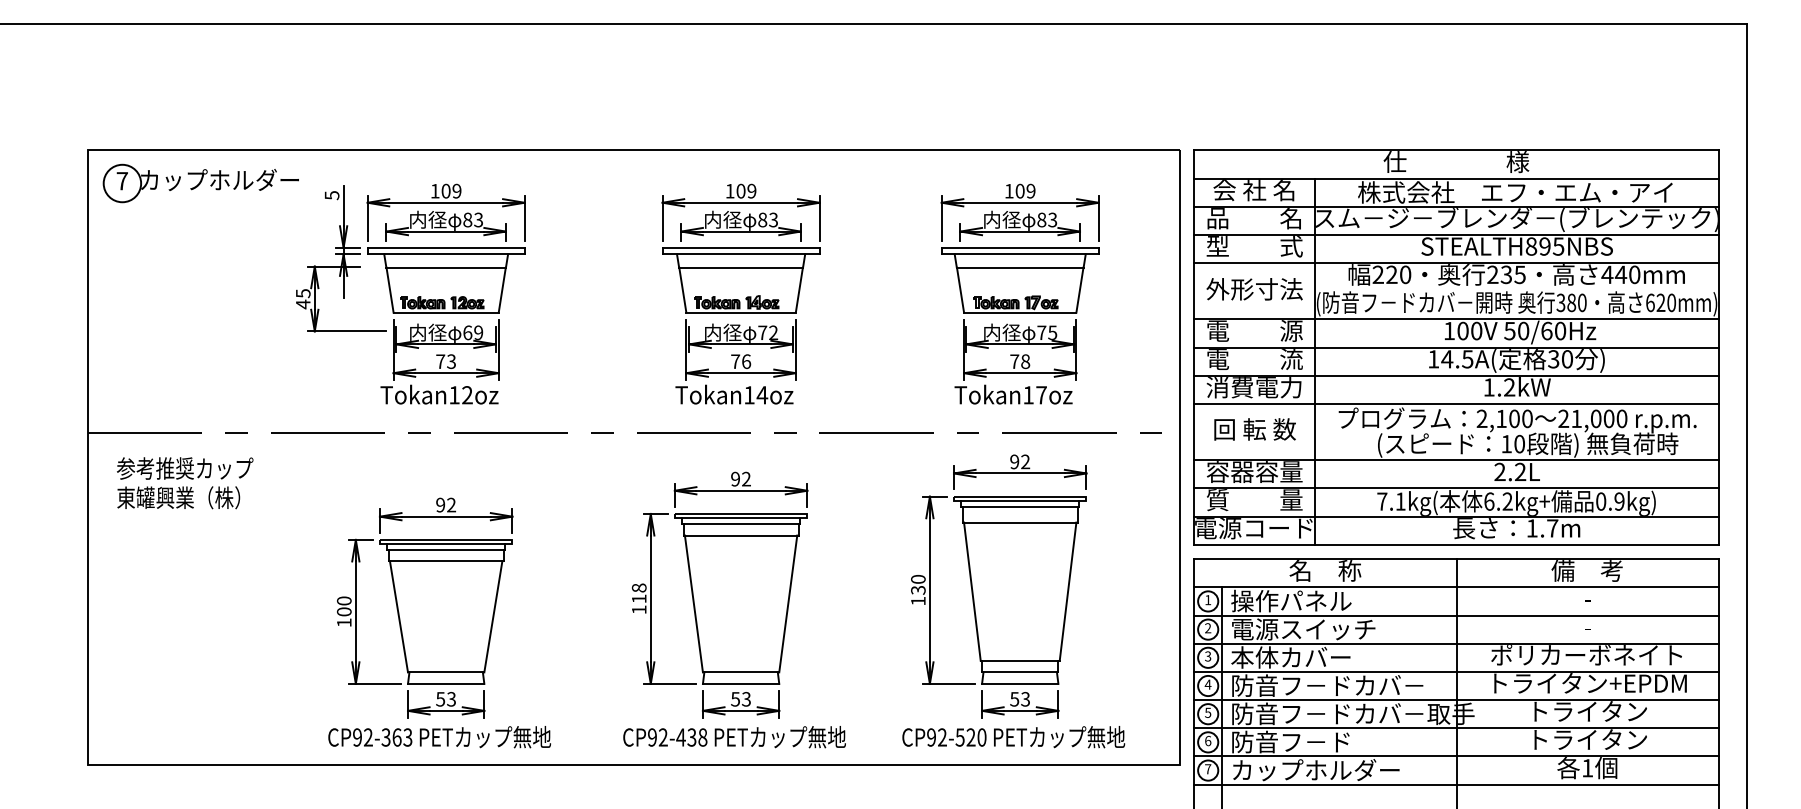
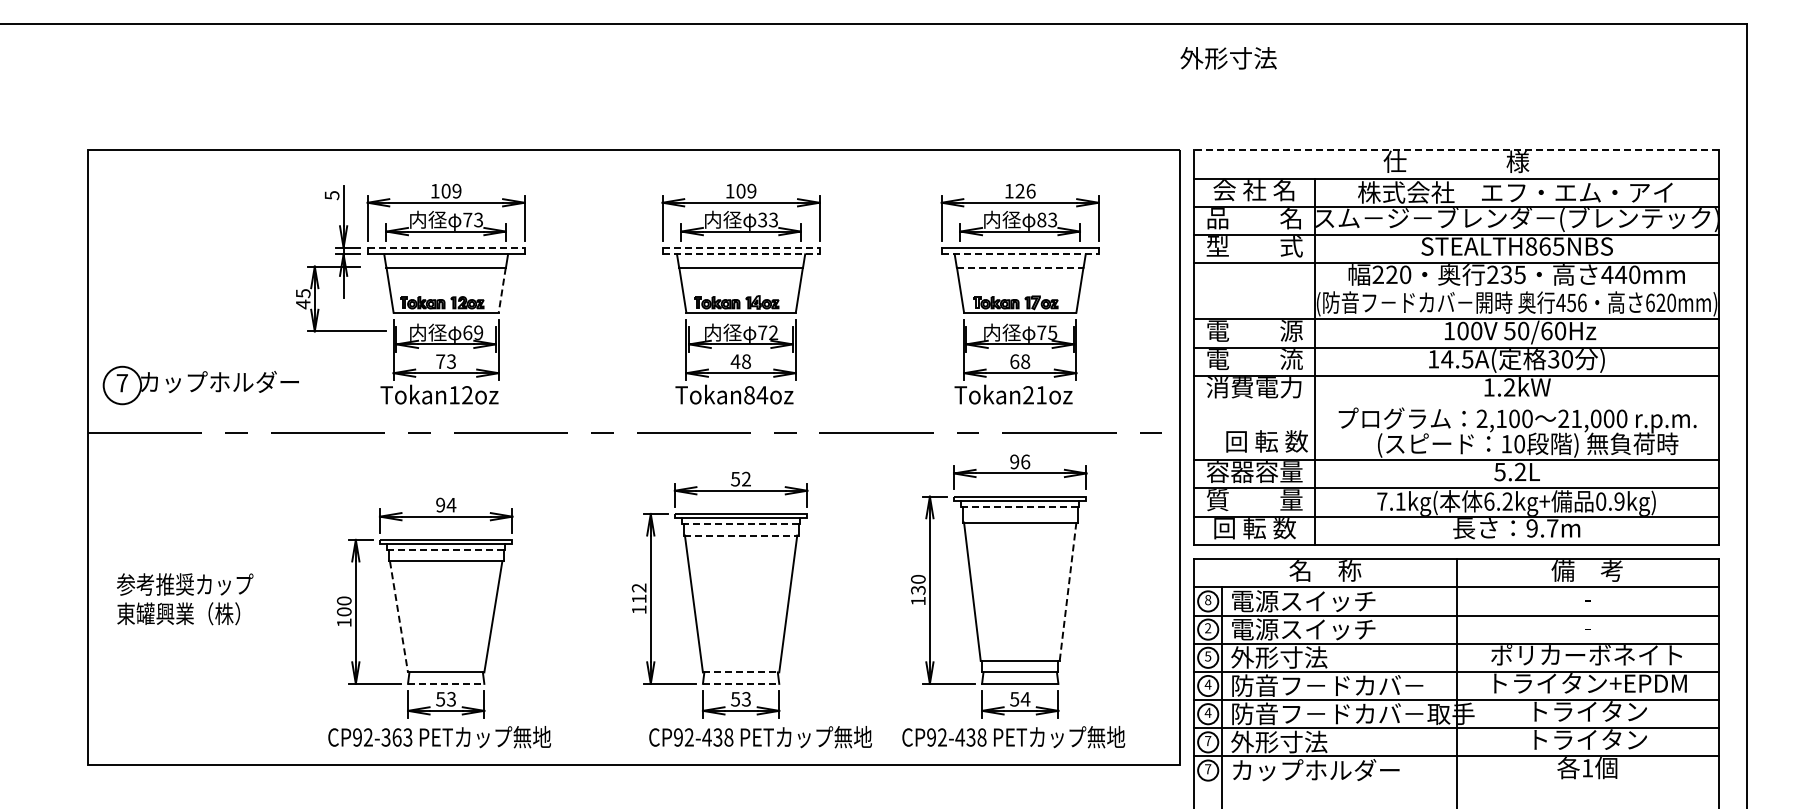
line: solid -> dashed (1456, 150)
part position: (200, 183) -> (200, 385) (200, 385)
text: 109 -> 126 (1025, 190)
text: 83 -> 73 (467, 219)
text: 83 -> 33 (762, 219)
text: STEALTH895NBS -> STEALTH865NBS (1544, 246)
line: solid -> dashed (446, 247)
line: solid -> dashed (741, 247)
line: solid -> dashed (741, 254)
line: solid -> dashed (1020, 254)
line: solid -> dashed (1020, 267)
text position: (1254, 289) -> (1228, 58) (1228, 58)
line: solid -> dashed (502, 290)
text: 380 -> 456 (1571, 302)
text: 76 -> 48 (740, 361)
text: 78 -> 68 (1014, 361)
text: Tokan14oz -> Tokan84oz (749, 395)
text: Tokan17oz -> Tokan21oz (1034, 395)
line: present -> none (1456, 403)
text position: (1254, 429) -> (1266, 441) (1266, 441)
text: 92 -> 96 (1025, 461)
text: 2.2L -> 5.2L (1499, 471)
text: 92 -> 52 (735, 478)
text position: (185, 483) -> (185, 599) (185, 599)
text: 92 -> 94 (451, 504)
line: solid -> dashed (1020, 506)
line: solid -> dashed (741, 524)
text: 電源コード -> 回 転 数 (1253, 528)
text: 1.7m -> 9.7m (1531, 528)
line: solid -> dashed (741, 535)
line: solid -> dashed (446, 549)
text: 118 -> 112 (639, 587)
line: solid -> dashed (1068, 591)
text: 1 -> 8 (1208, 600)
text: 操作パネル -> 電源スイッチ (1303, 600)
line: solid -> dashed (399, 617)
text: 3 -> 5 (1208, 655)
text: 本体カバー -> 外形寸法 (1290, 657)
line: solid -> dashed (741, 672)
line: solid -> dashed (446, 683)
line: solid -> dashed (741, 683)
text: 53 -> 54 (1025, 698)
text: 5 -> 4 (1207, 712)
text position: (734, 737) -> (760, 737) (760, 737)
text: CP92-520 -> CP92-438 (970, 737)
text: 6 -> 7 (1208, 740)
text: 防音フ－ド -> 外形寸法 (1290, 741)
line: present -> none (1456, 784)
